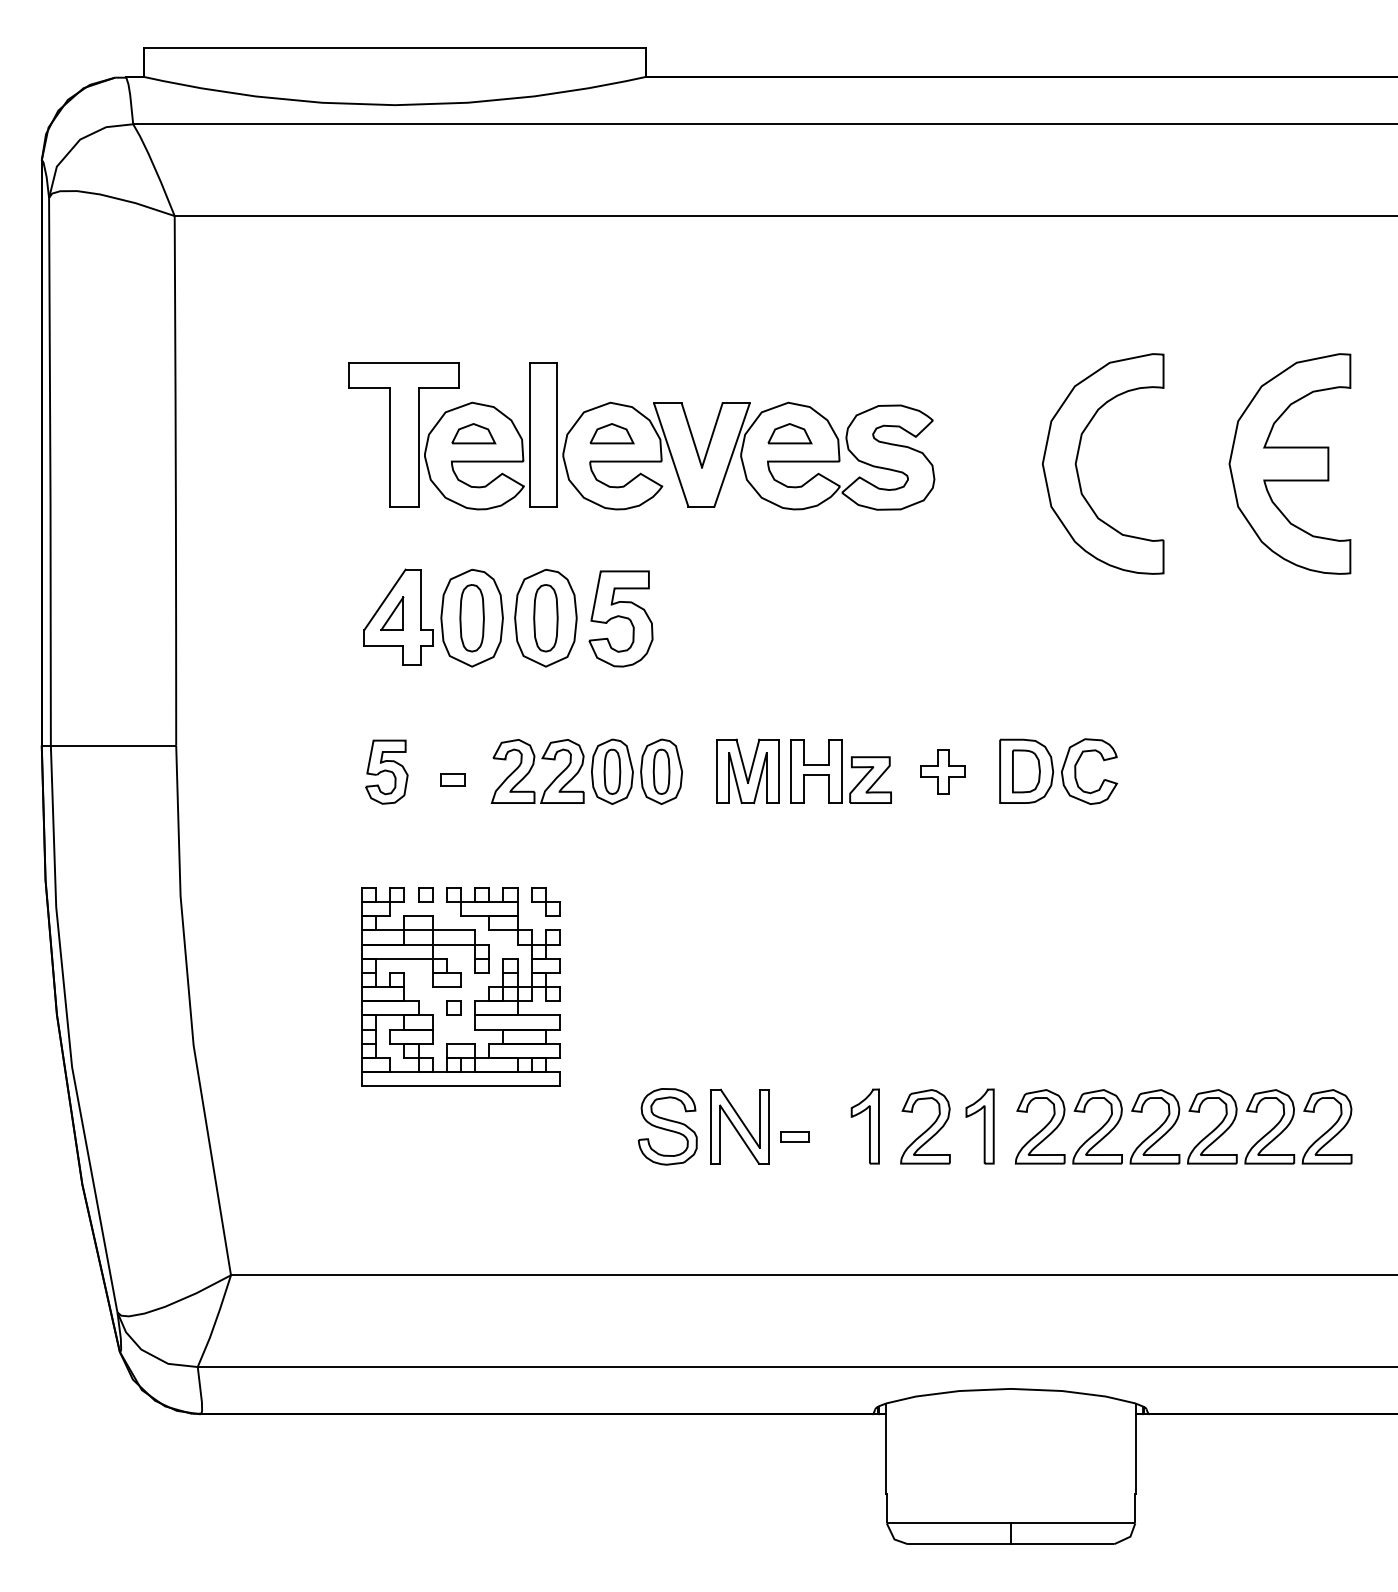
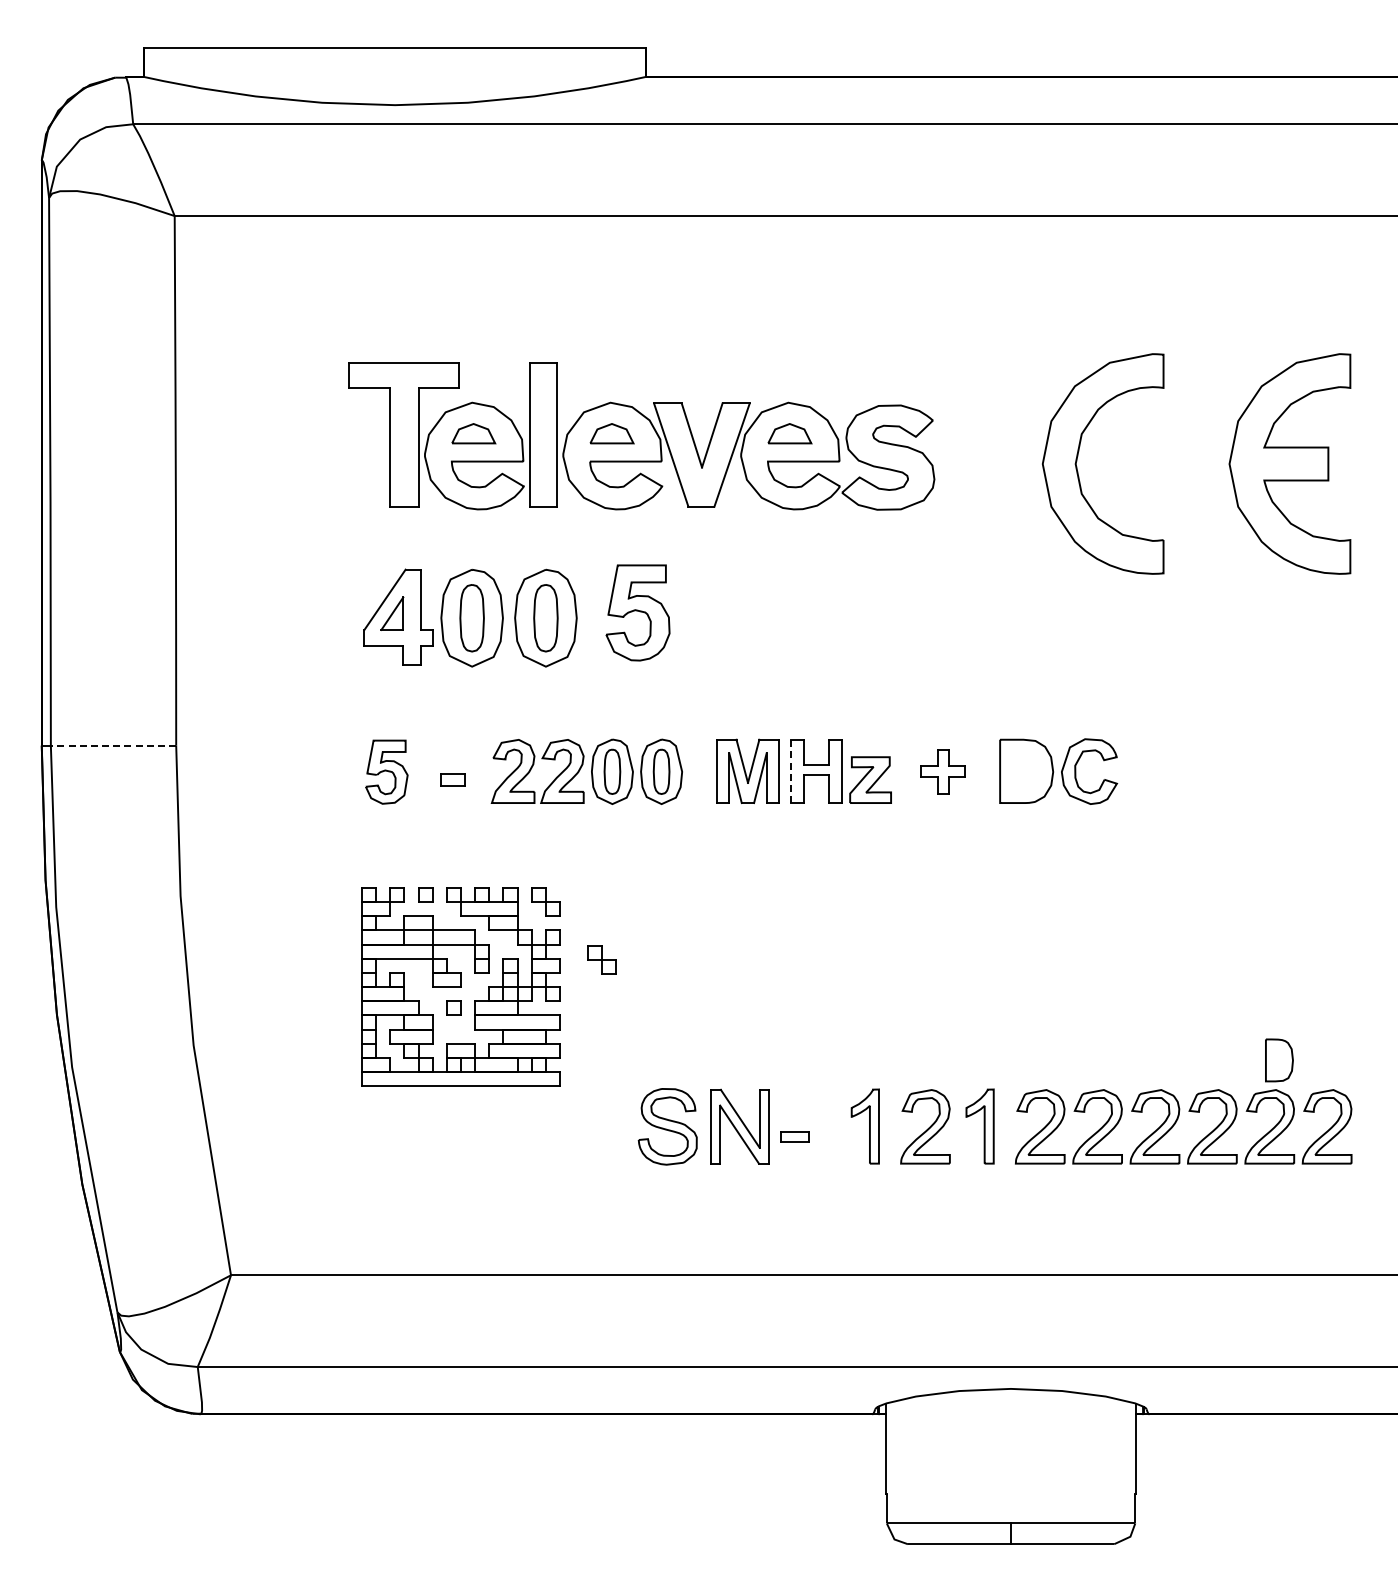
part position: (620, 618) -> (637, 612) (637, 612)
line: solid -> dashed (111, 745)
line: solid -> dashed (791, 771)
part position: (1026, 771) -> (1279, 1060) (1279, 1060)
part: none -> present (601, 959)
